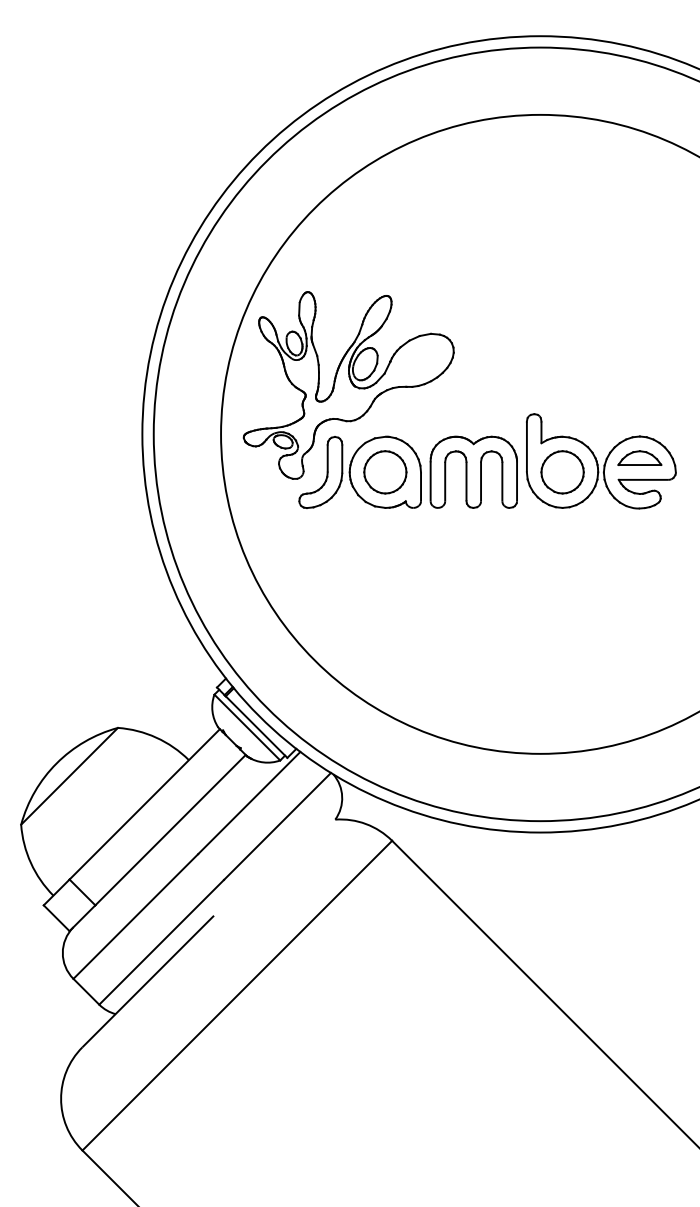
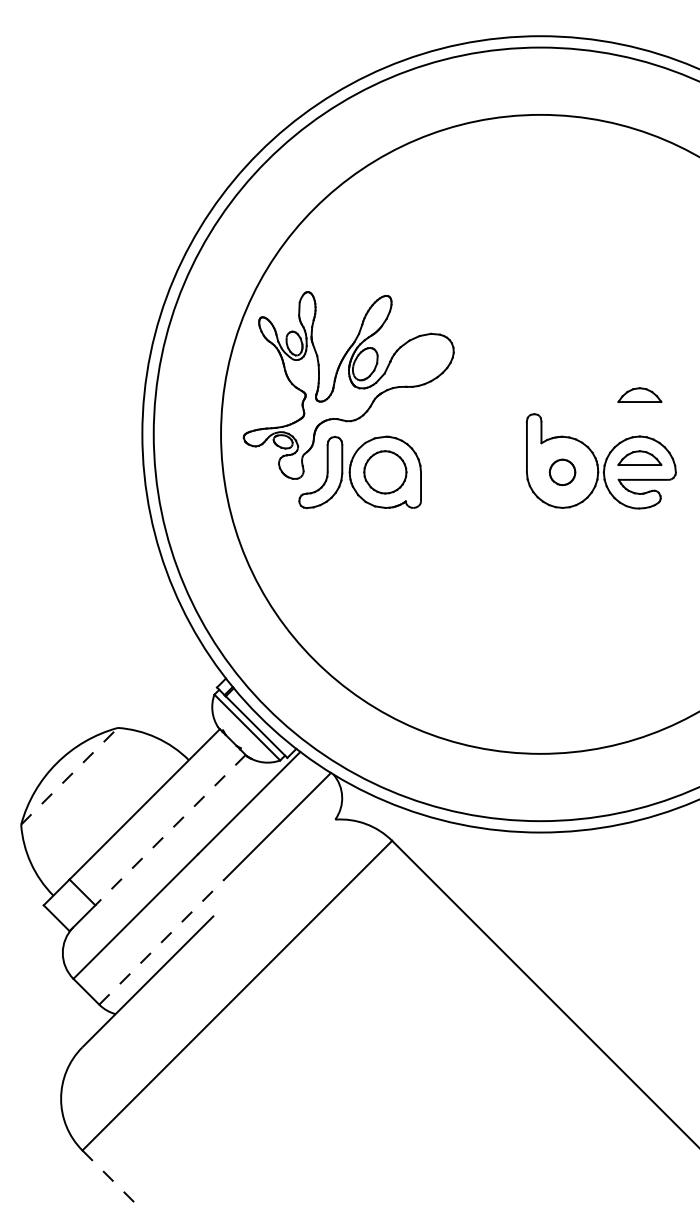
part: none -> present (639, 394)
part: present -> none (473, 471)
part size: 45x45 px -> 29x29 px (562, 472)
line: solid -> dashed (69, 775)
line: solid -> dashed (170, 830)
line: solid -> dashed (162, 941)
line: solid -> dashed (110, 1178)
